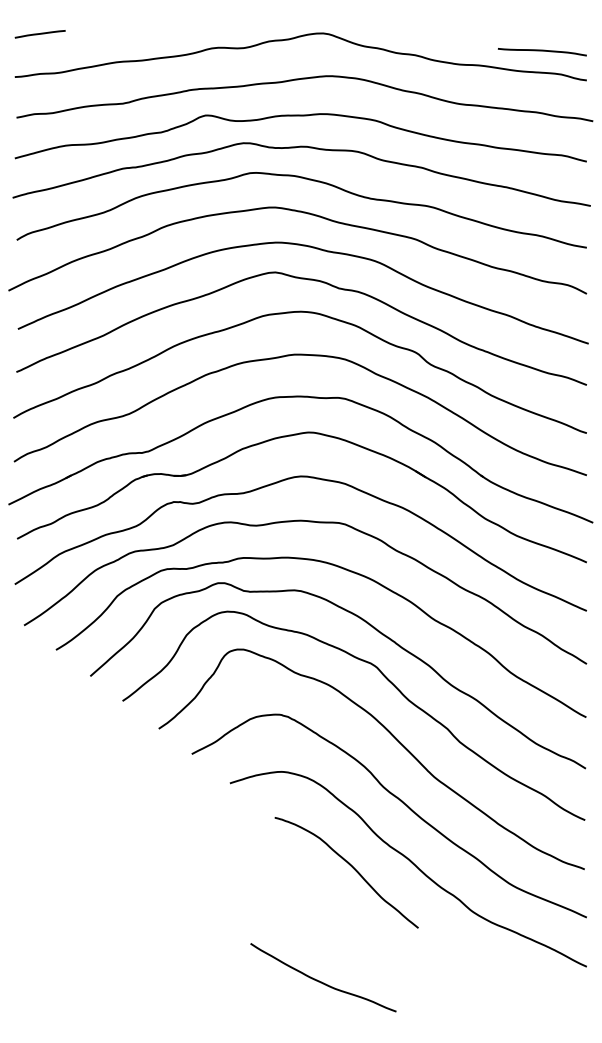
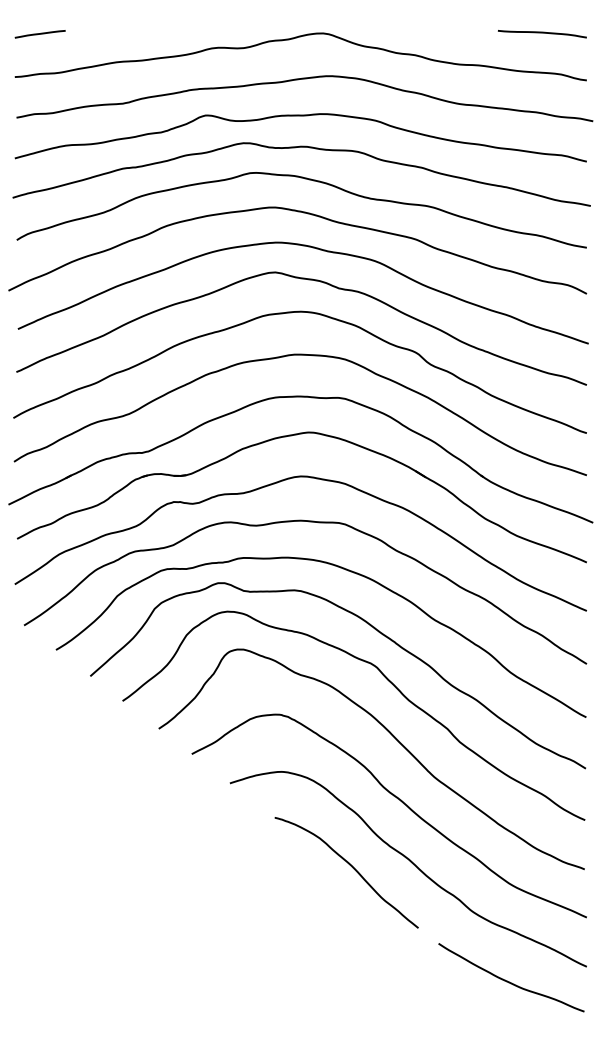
curve position: (542, 51) -> (542, 33) (542, 33)
curve position: (321, 981) -> (509, 981) (509, 981)
